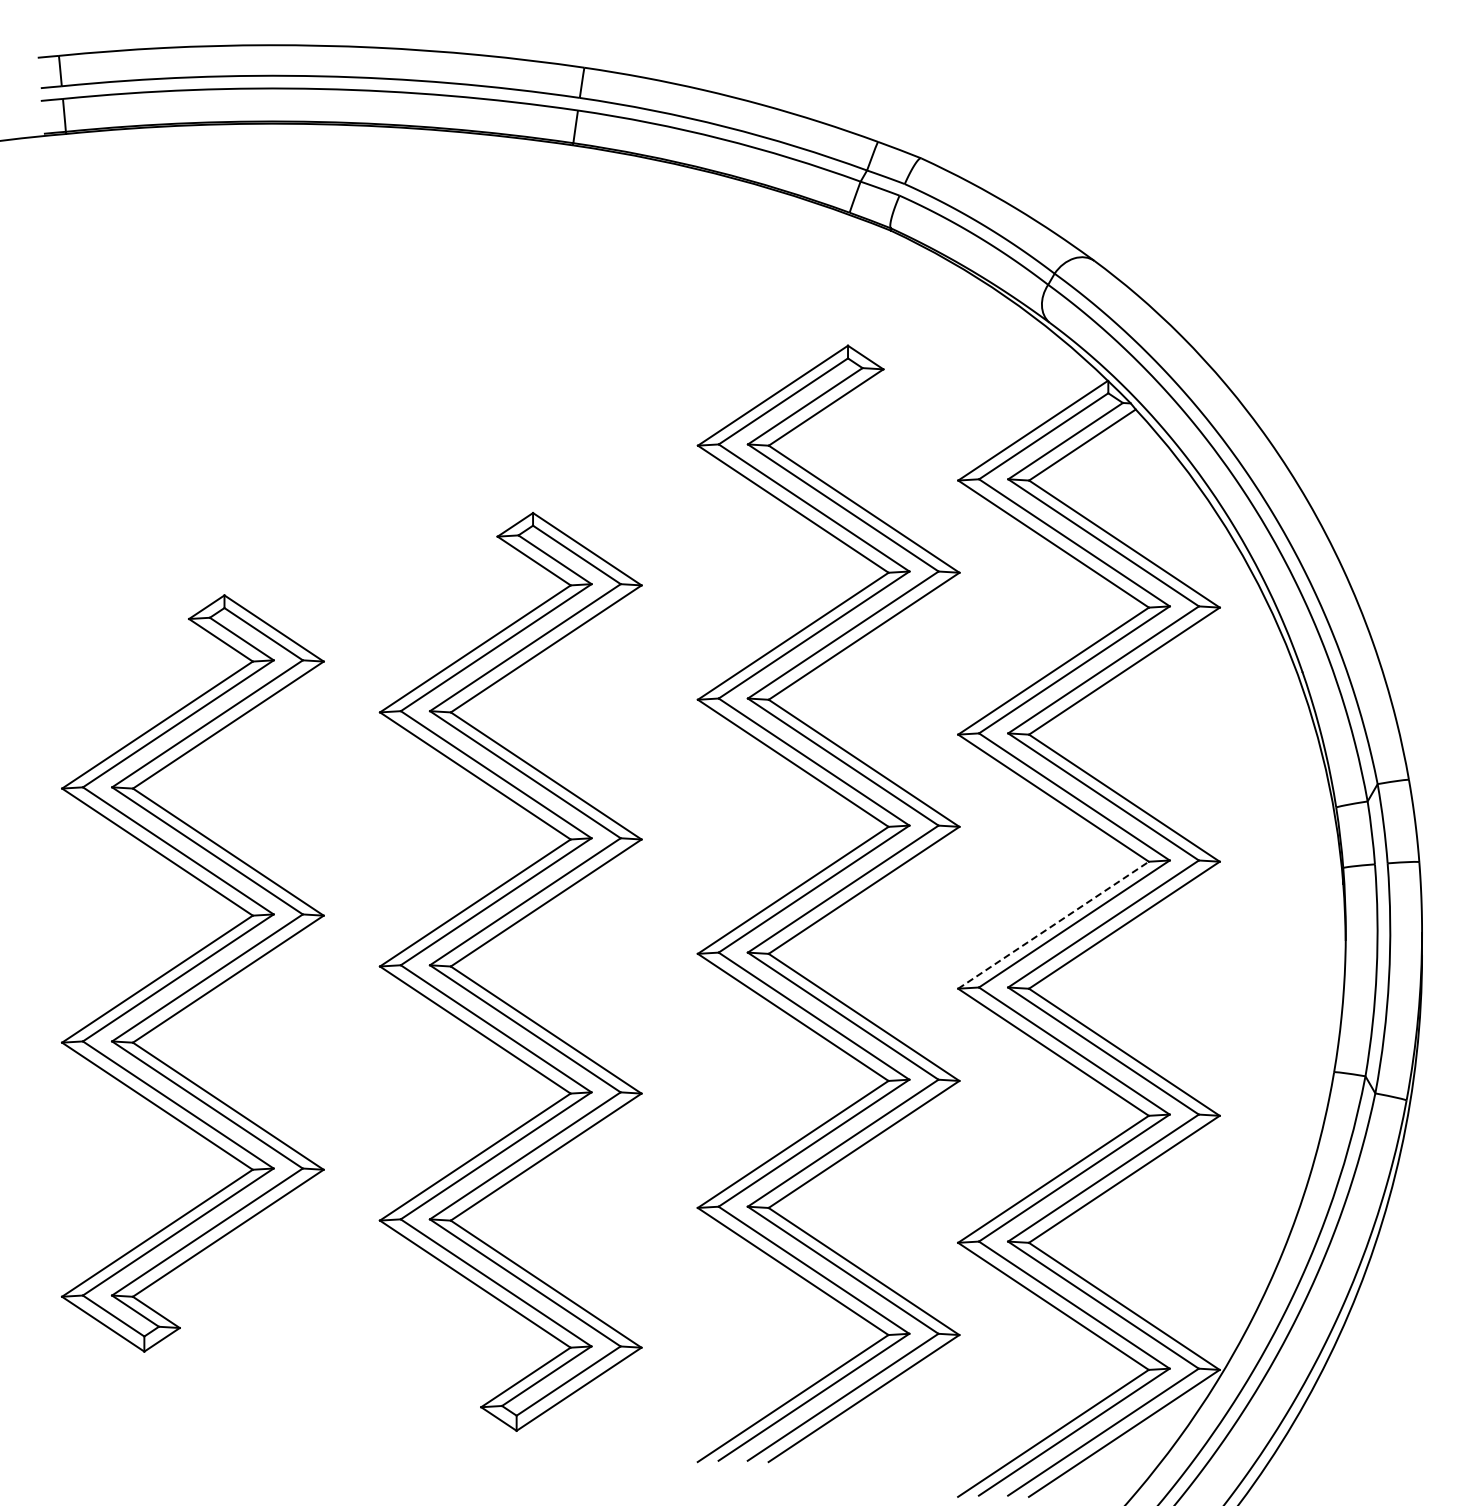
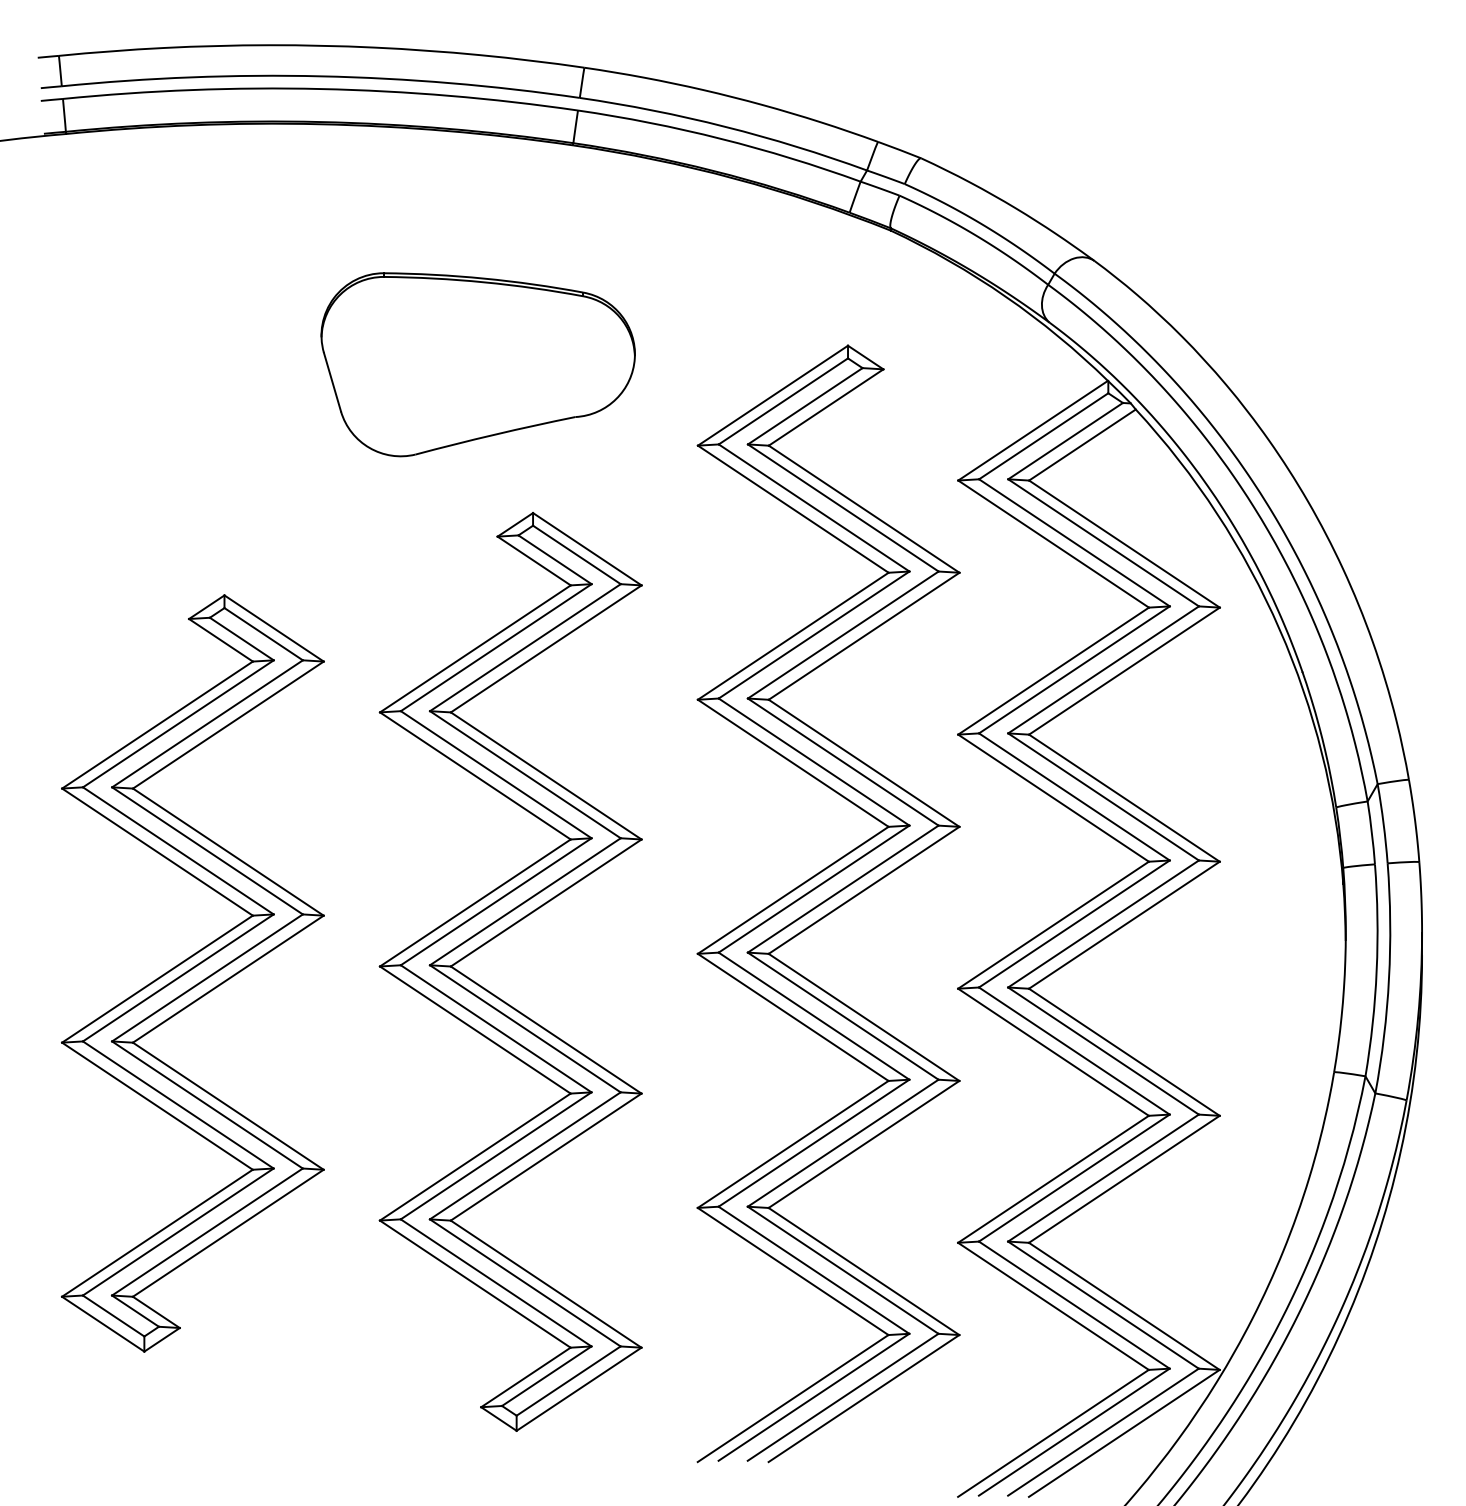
part: none -> present (477, 364)
line: dashed -> solid (1053, 925)
